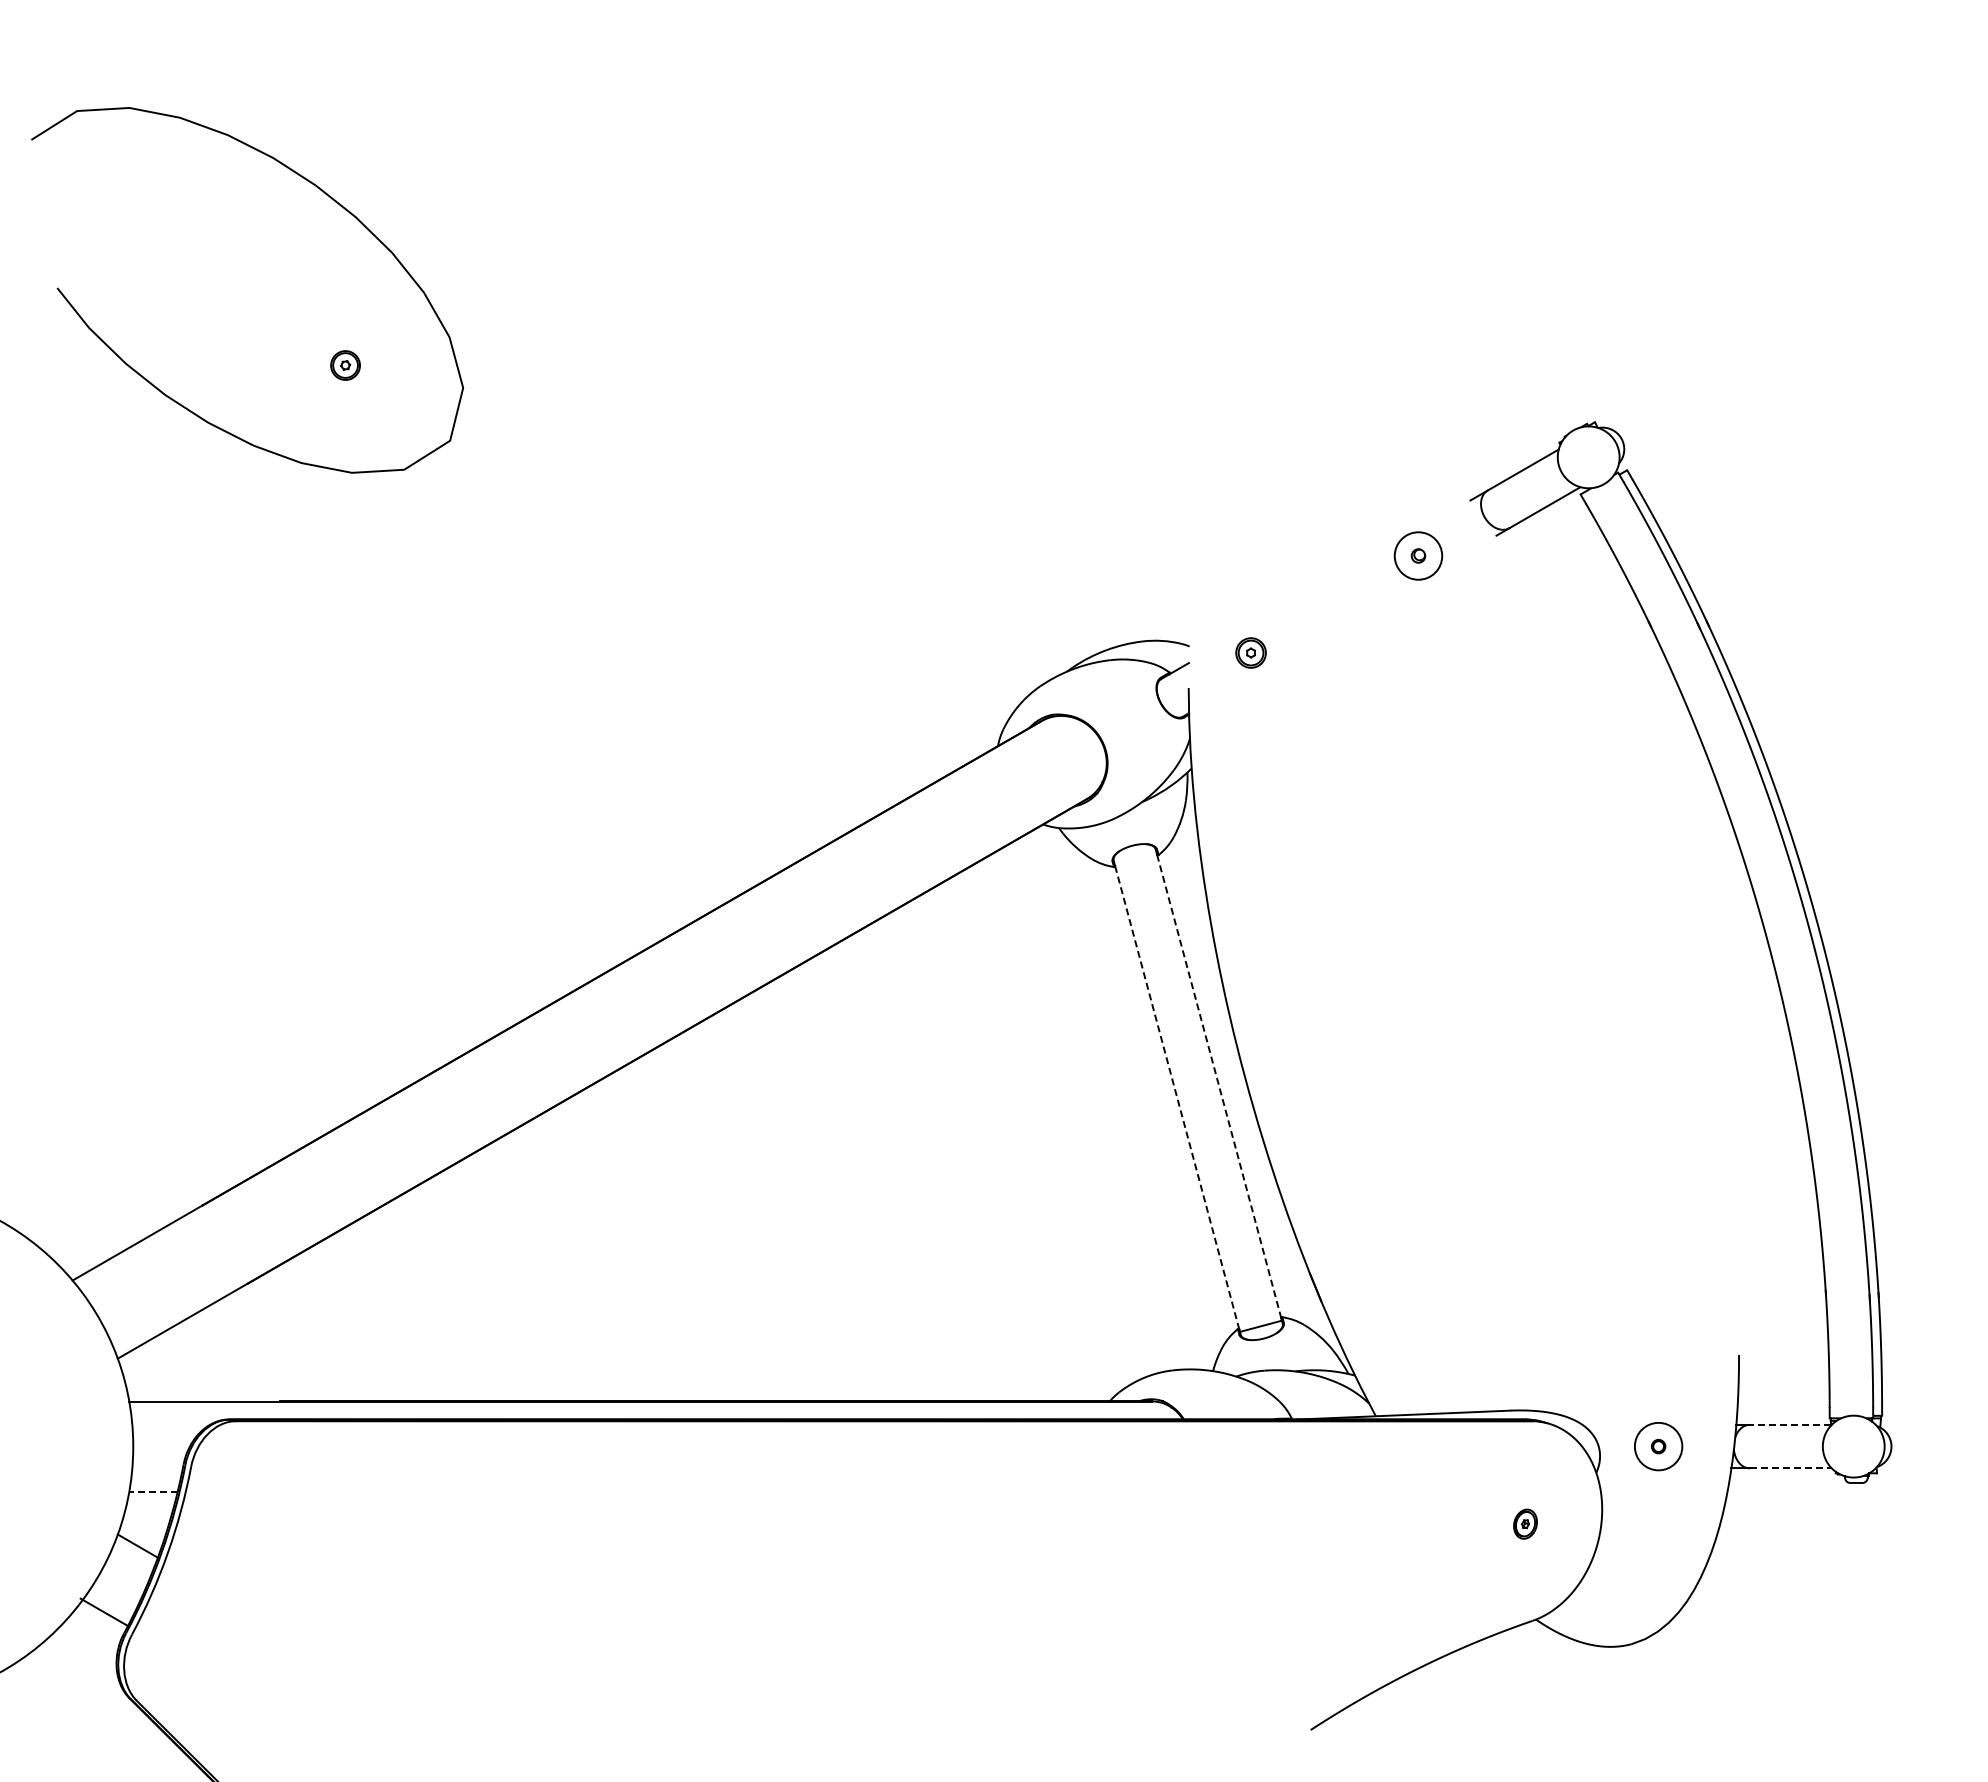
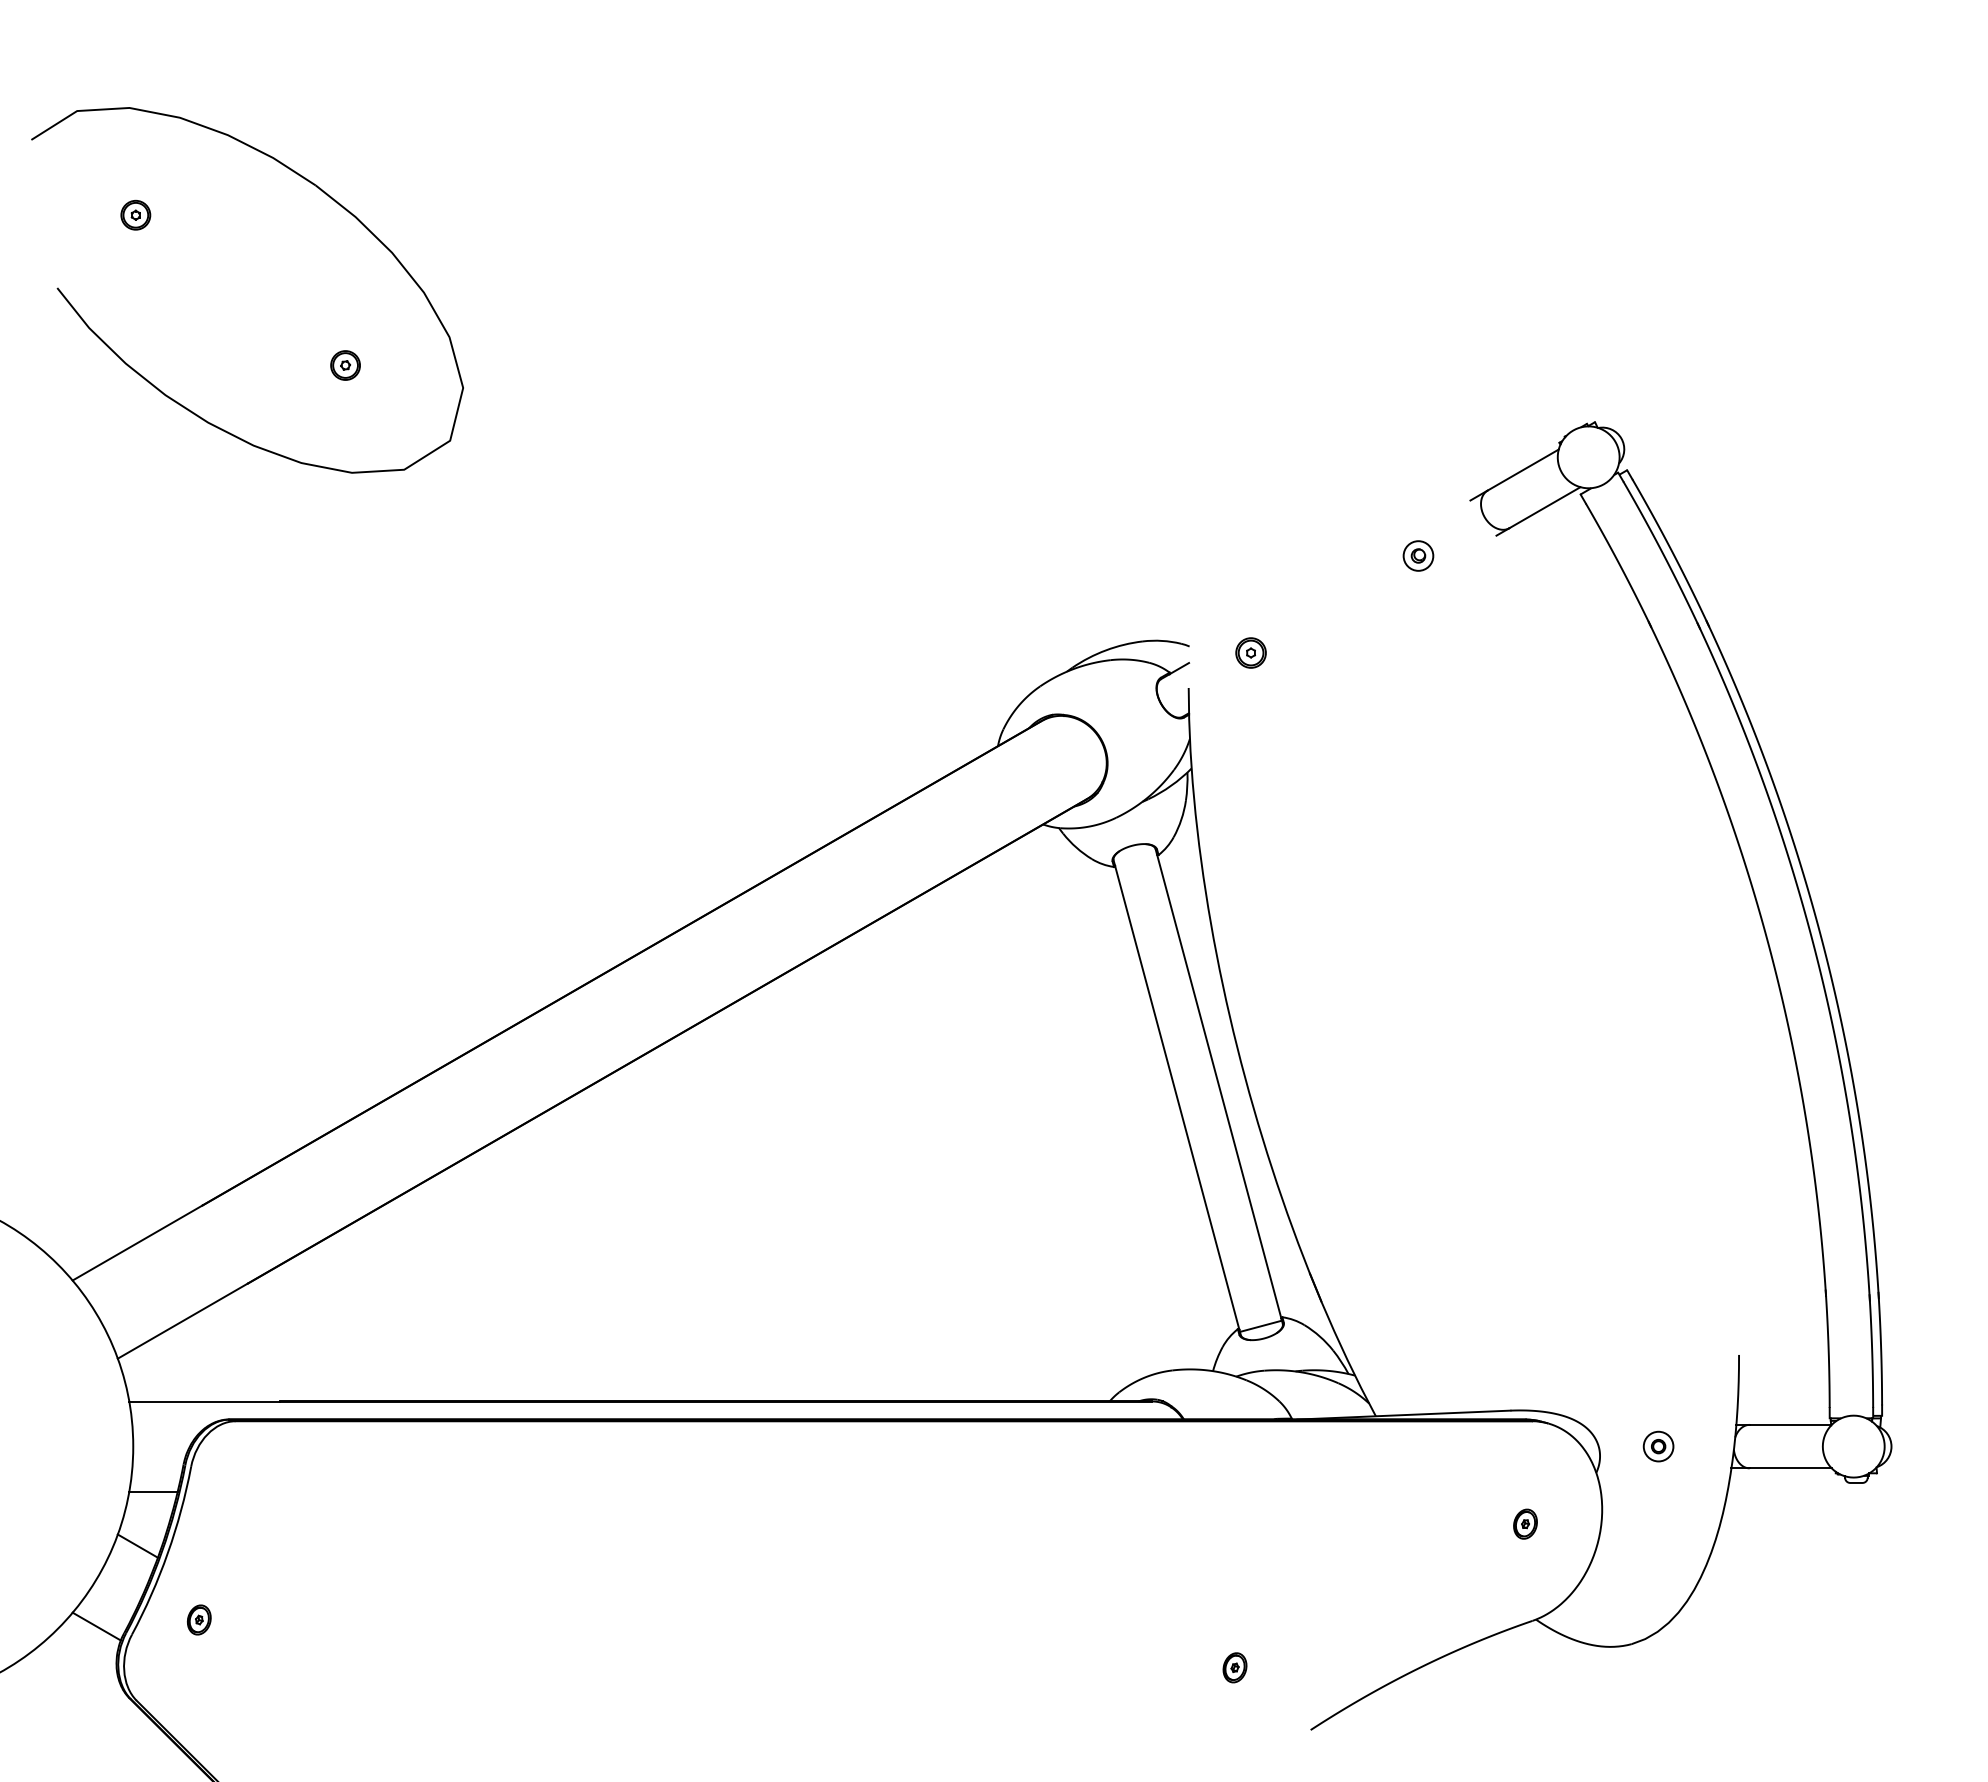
part: none -> present (135, 214)
circle diameter: 47 px -> 30 px (1418, 555)
line: dashed -> solid (1219, 1086)
line: dashed -> solid (1177, 1097)
line: dashed -> solid (1790, 1424)
circle diameter: 47 px -> 30 px (1658, 1446)
line: dashed -> solid (1791, 1468)
line: dashed -> solid (153, 1491)
line position: (104, 1612) -> (96, 1626) (96, 1626)
part: none -> present (198, 1619)
part: none -> present (1234, 1667)
